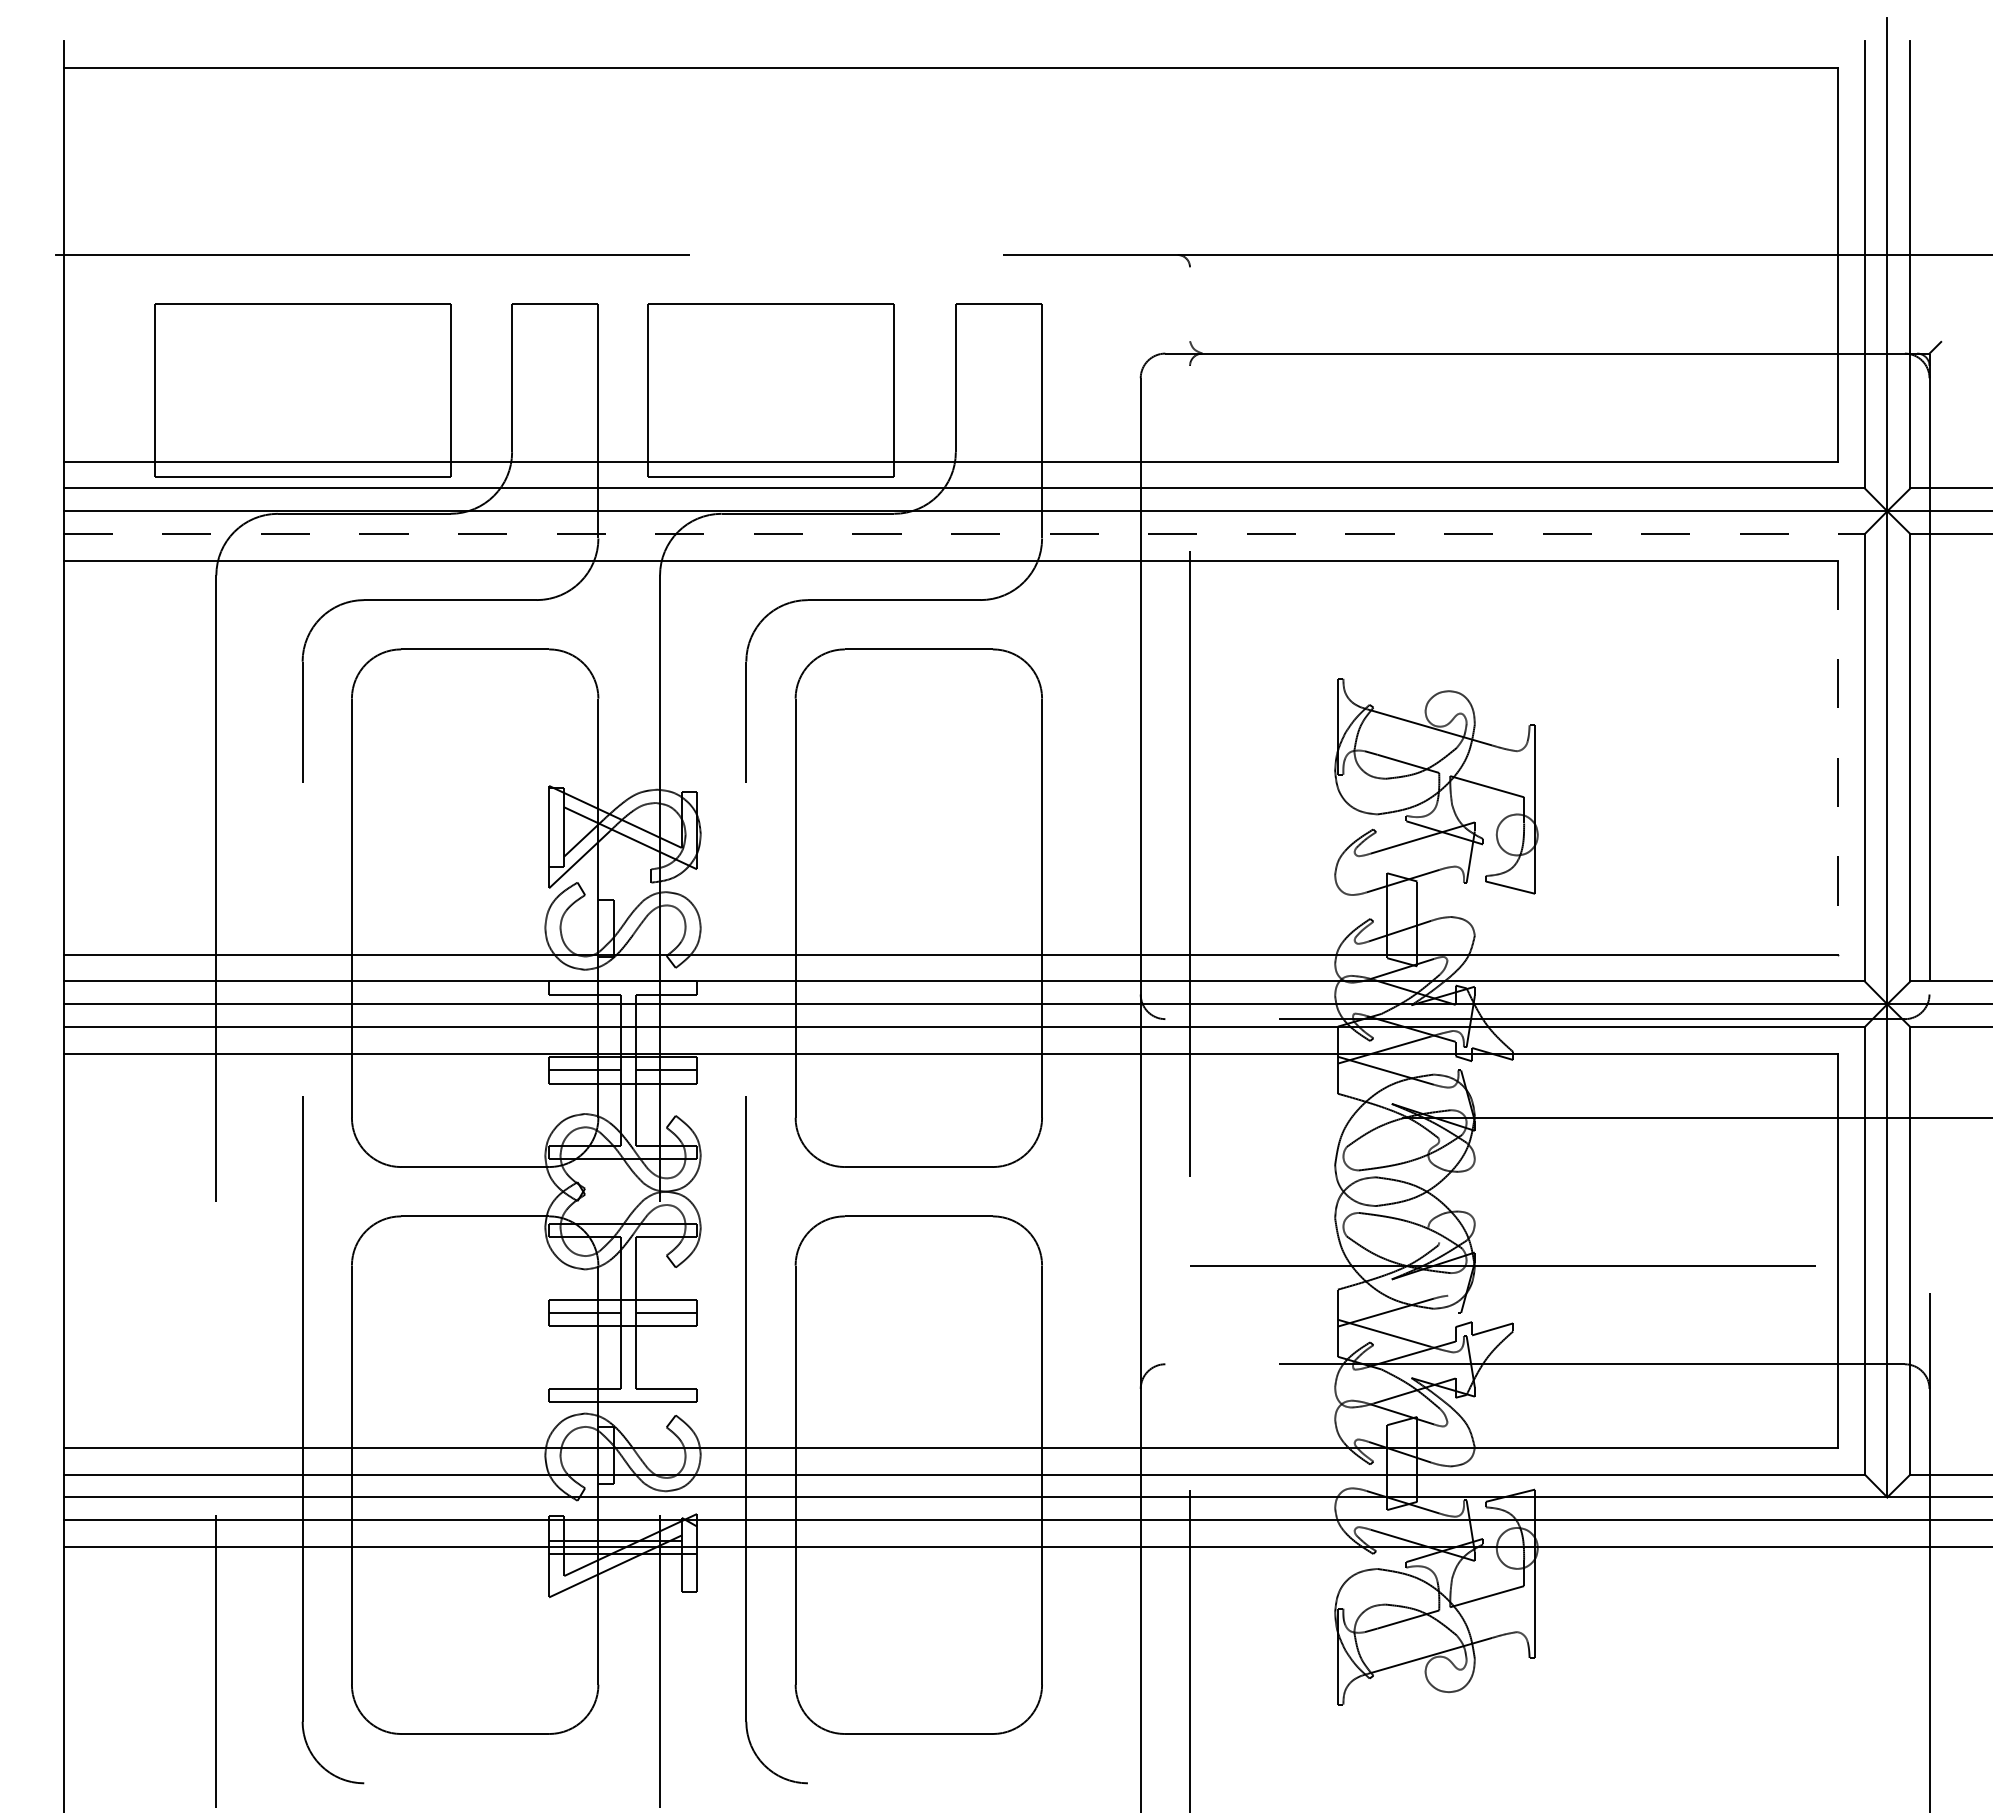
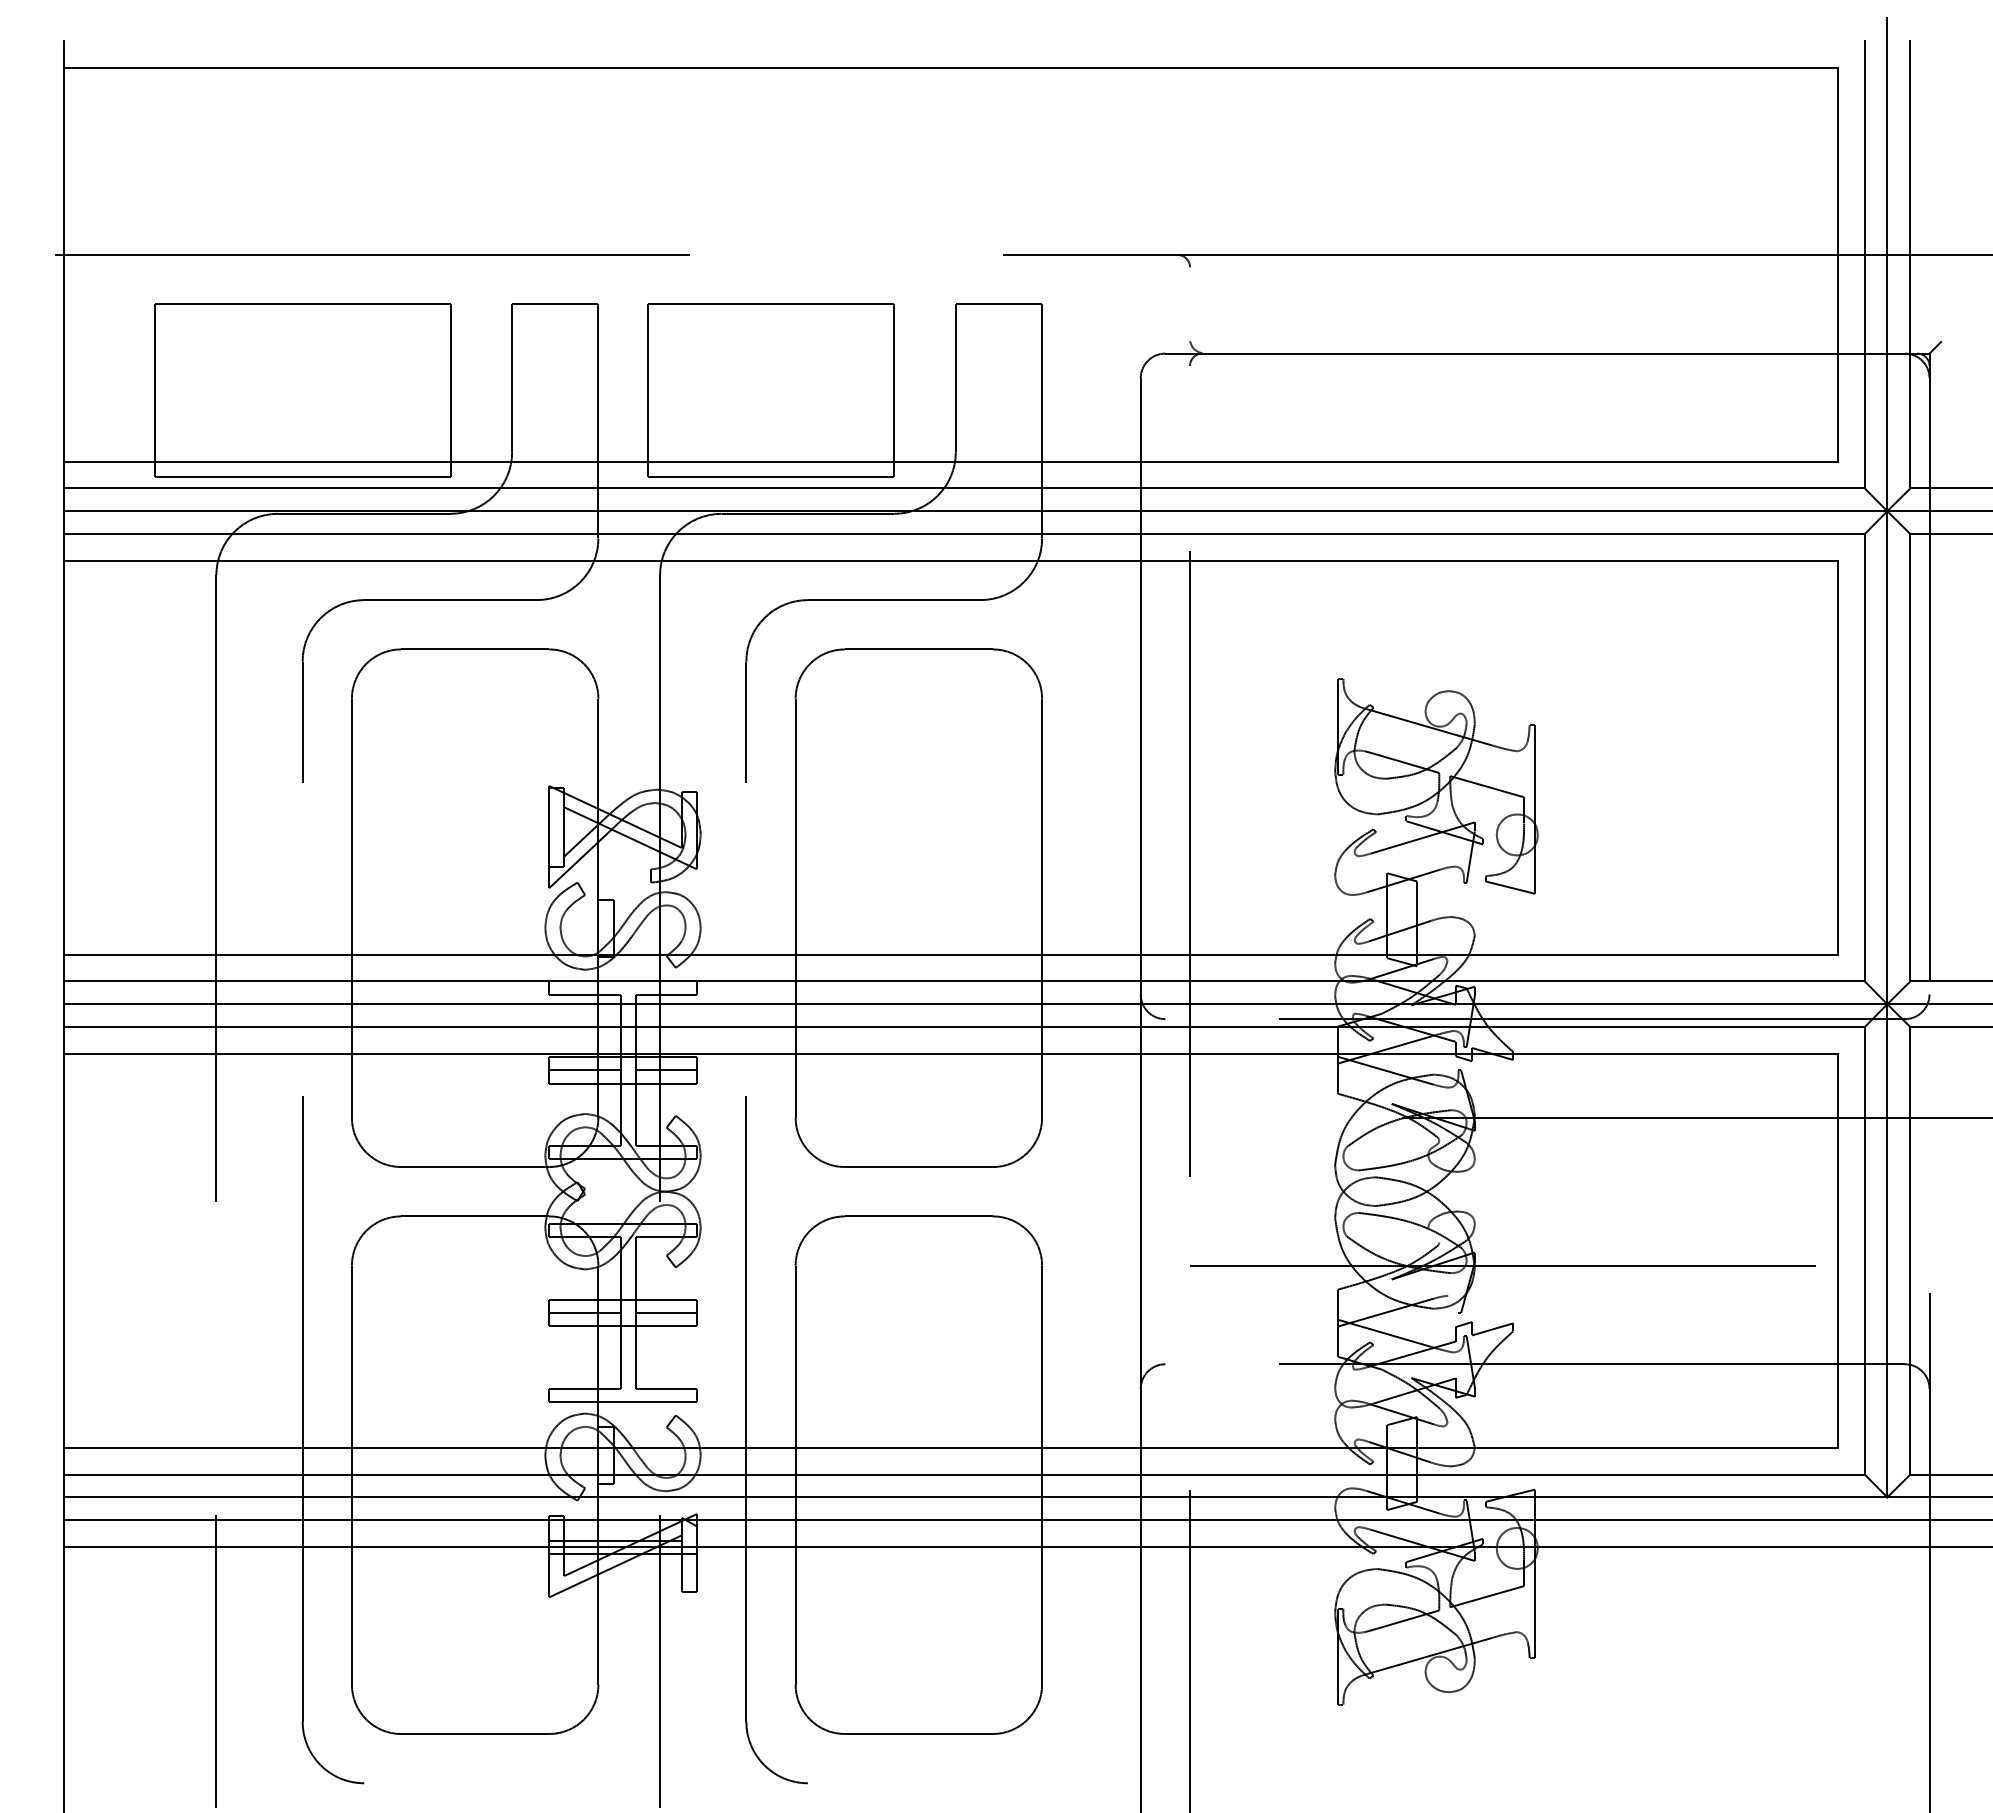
line: dashed -> solid (964, 534)
line: dashed -> solid (1838, 758)
